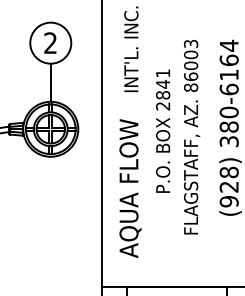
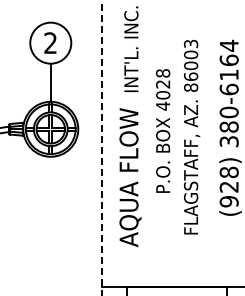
text: 2841 -> 4028 (163, 89)
line: solid -> dashed (102, 147)
text position: (130, 188) -> (130, 177) (130, 177)
